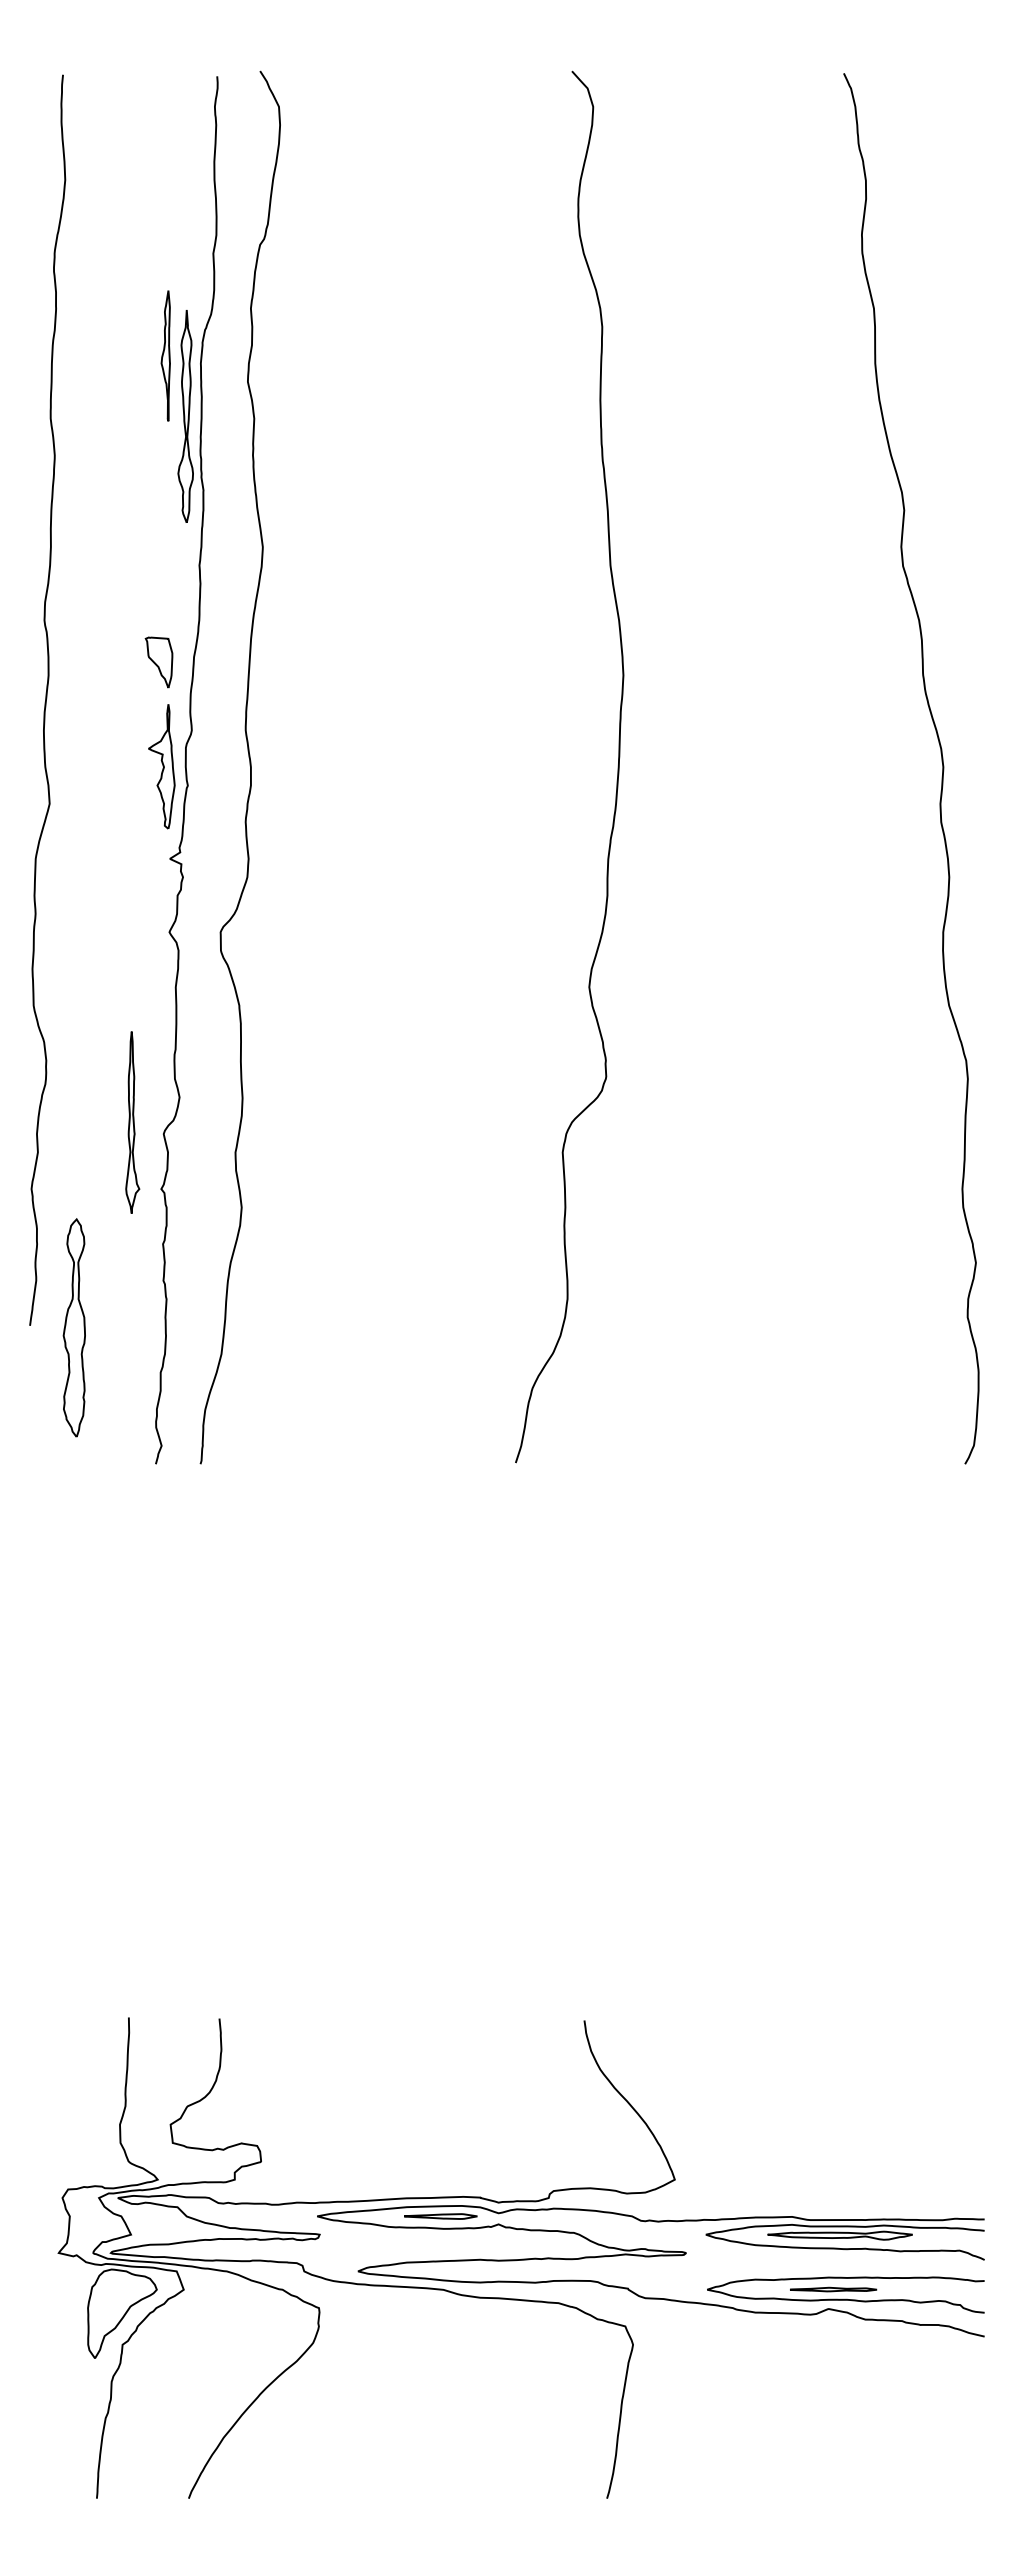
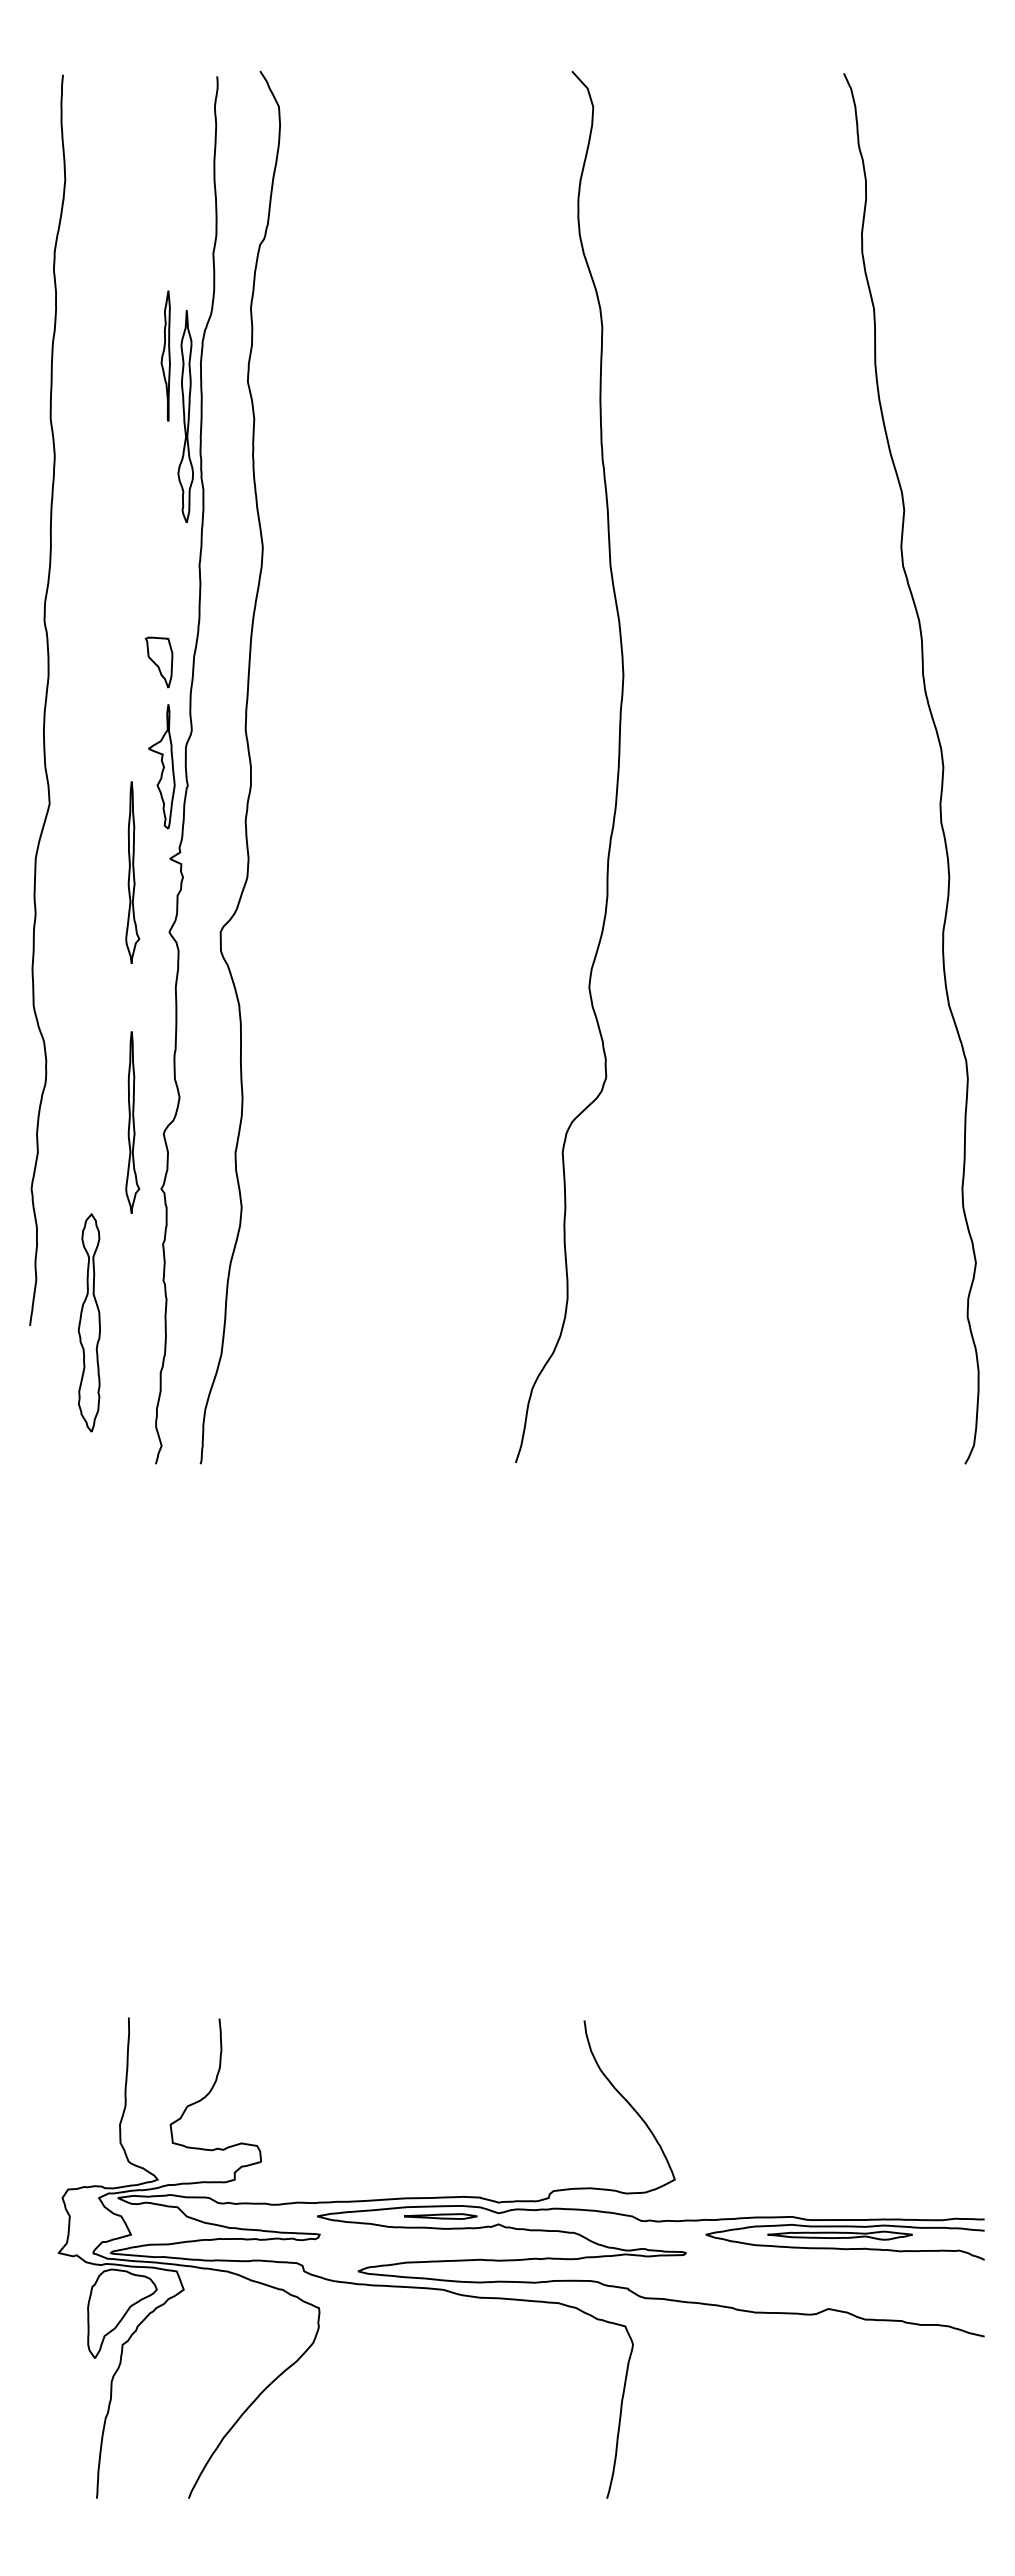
part: none -> present (132, 872)
part position: (73, 1327) -> (88, 1322) (88, 1322)
part: present -> none (845, 2294)
